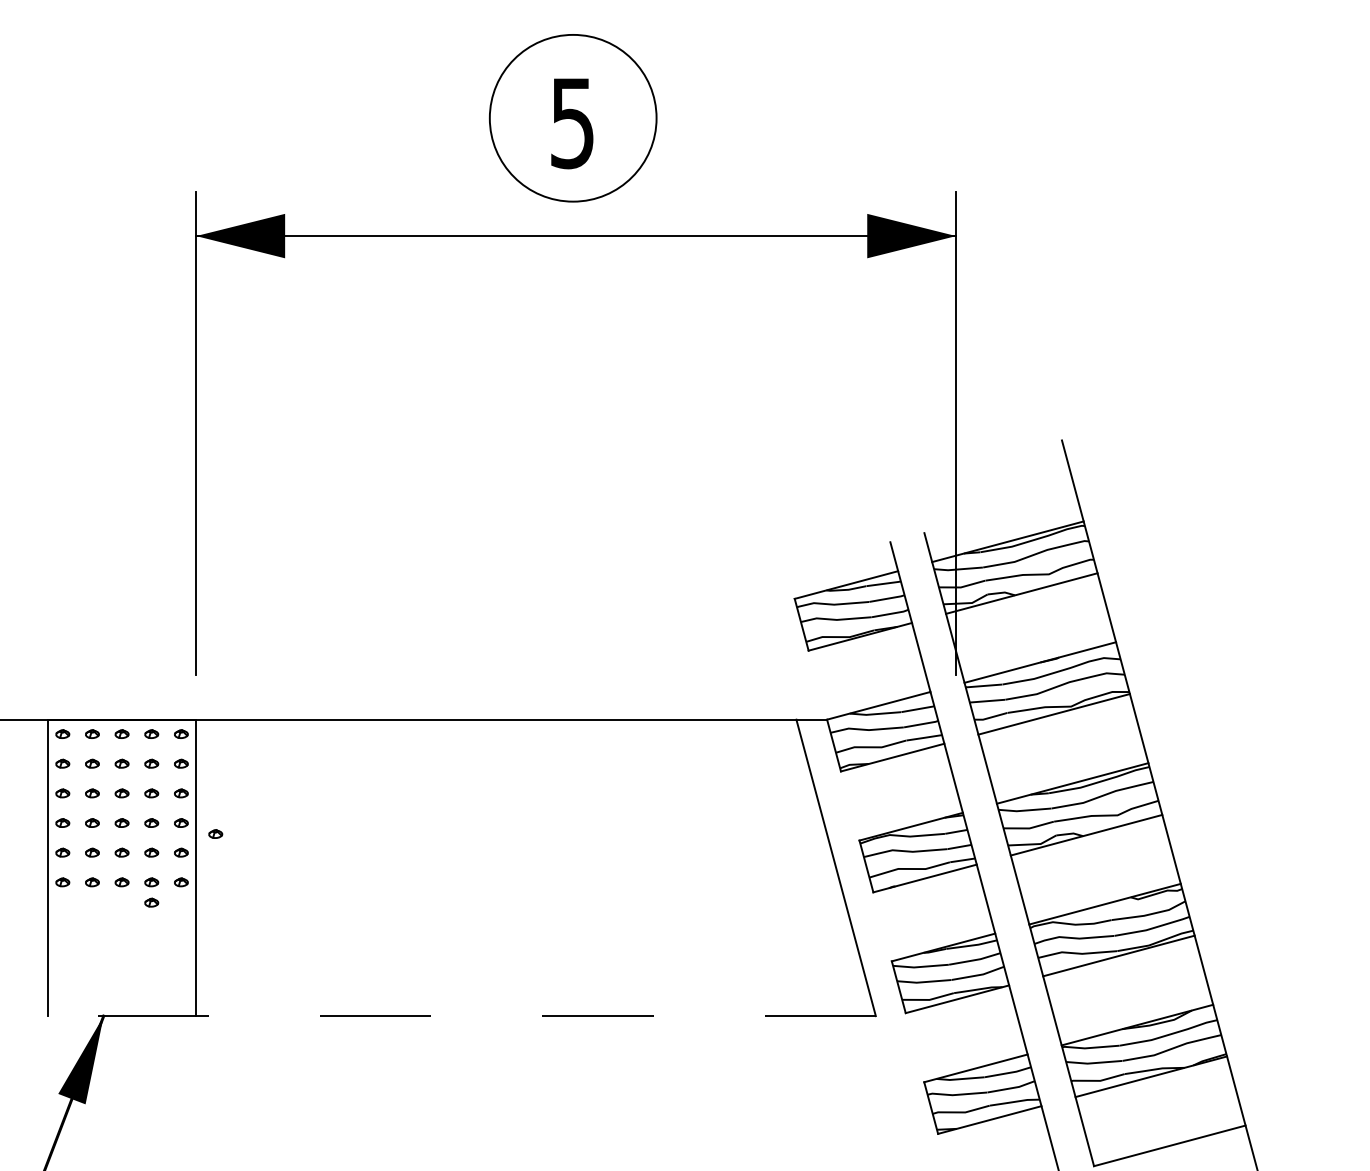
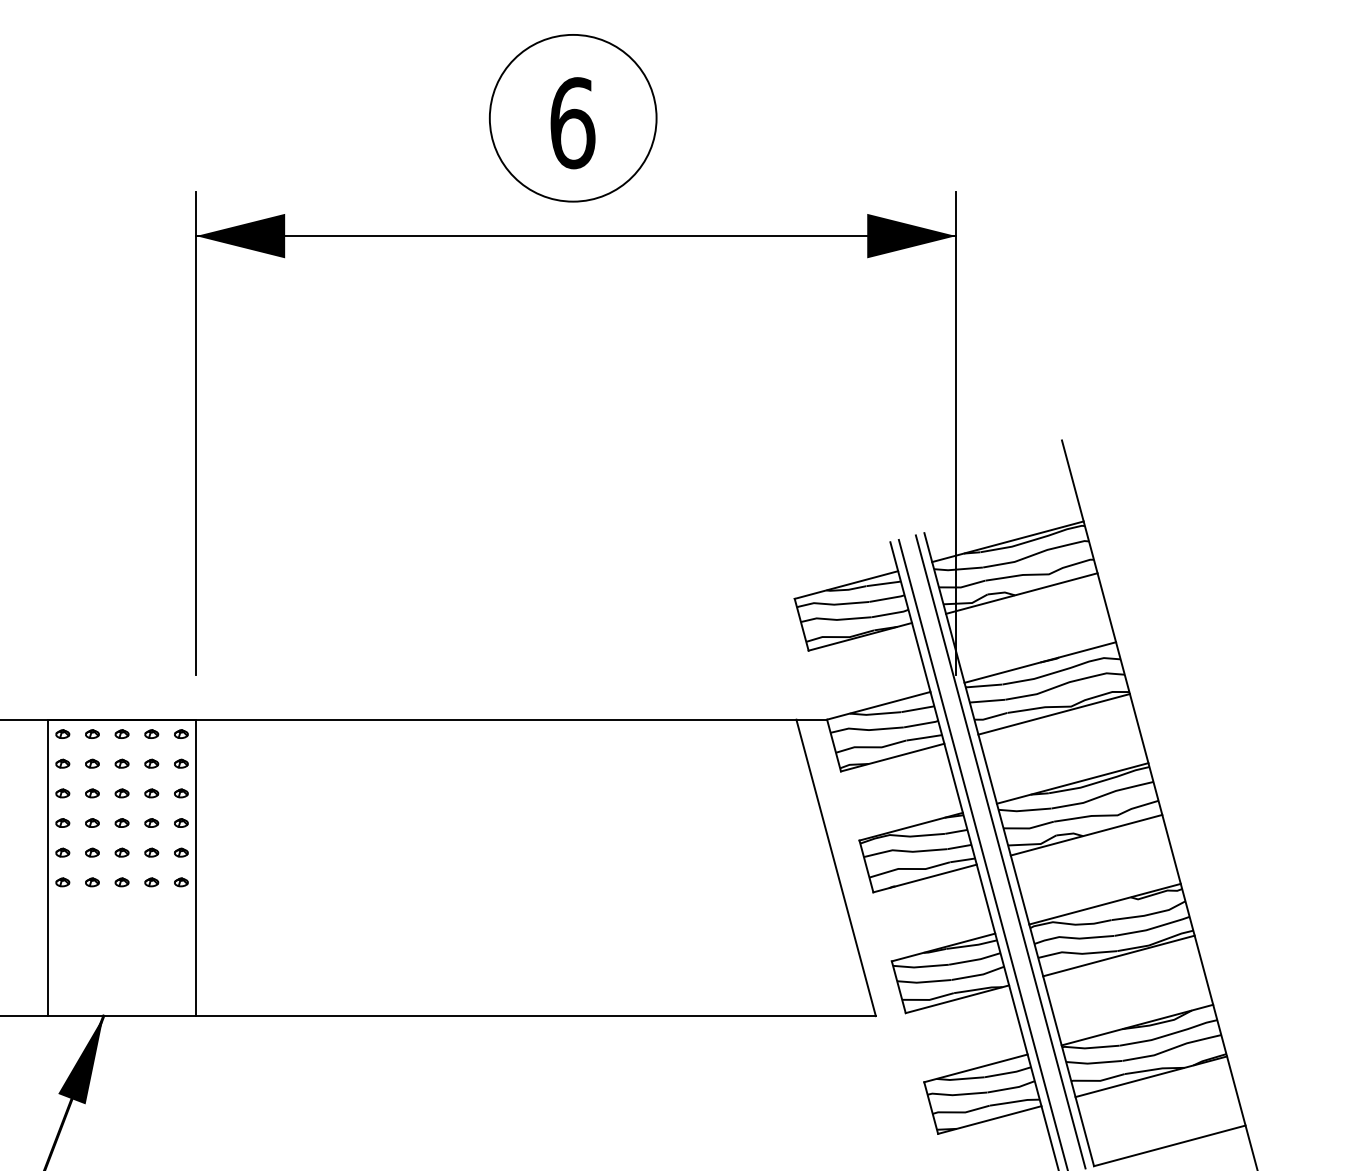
text: 5 -> 6 (572, 123)
part: present -> none (215, 833)
line: none -> present (1000, 851)
line: none -> present (982, 853)
part: present -> none (151, 902)
line: dashed -> solid (437, 1016)
